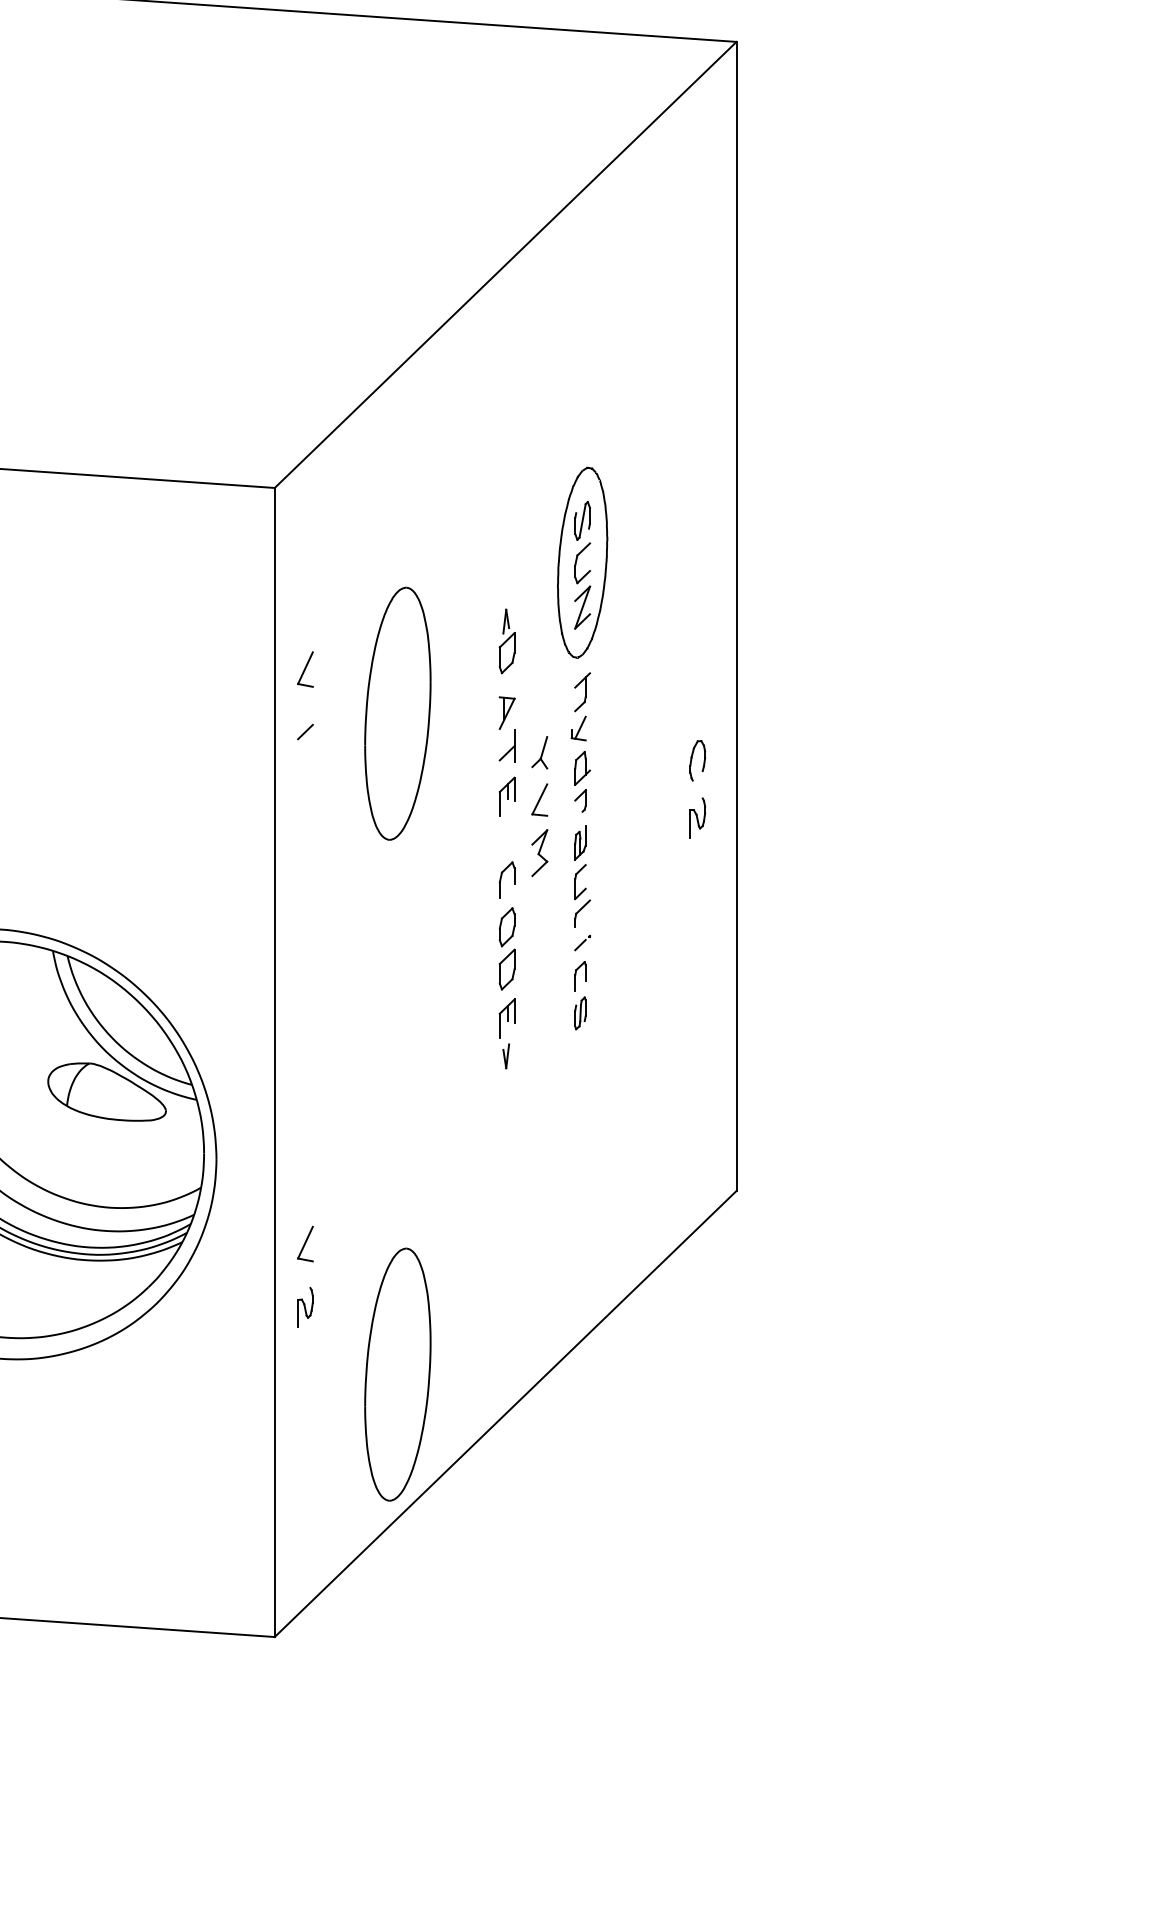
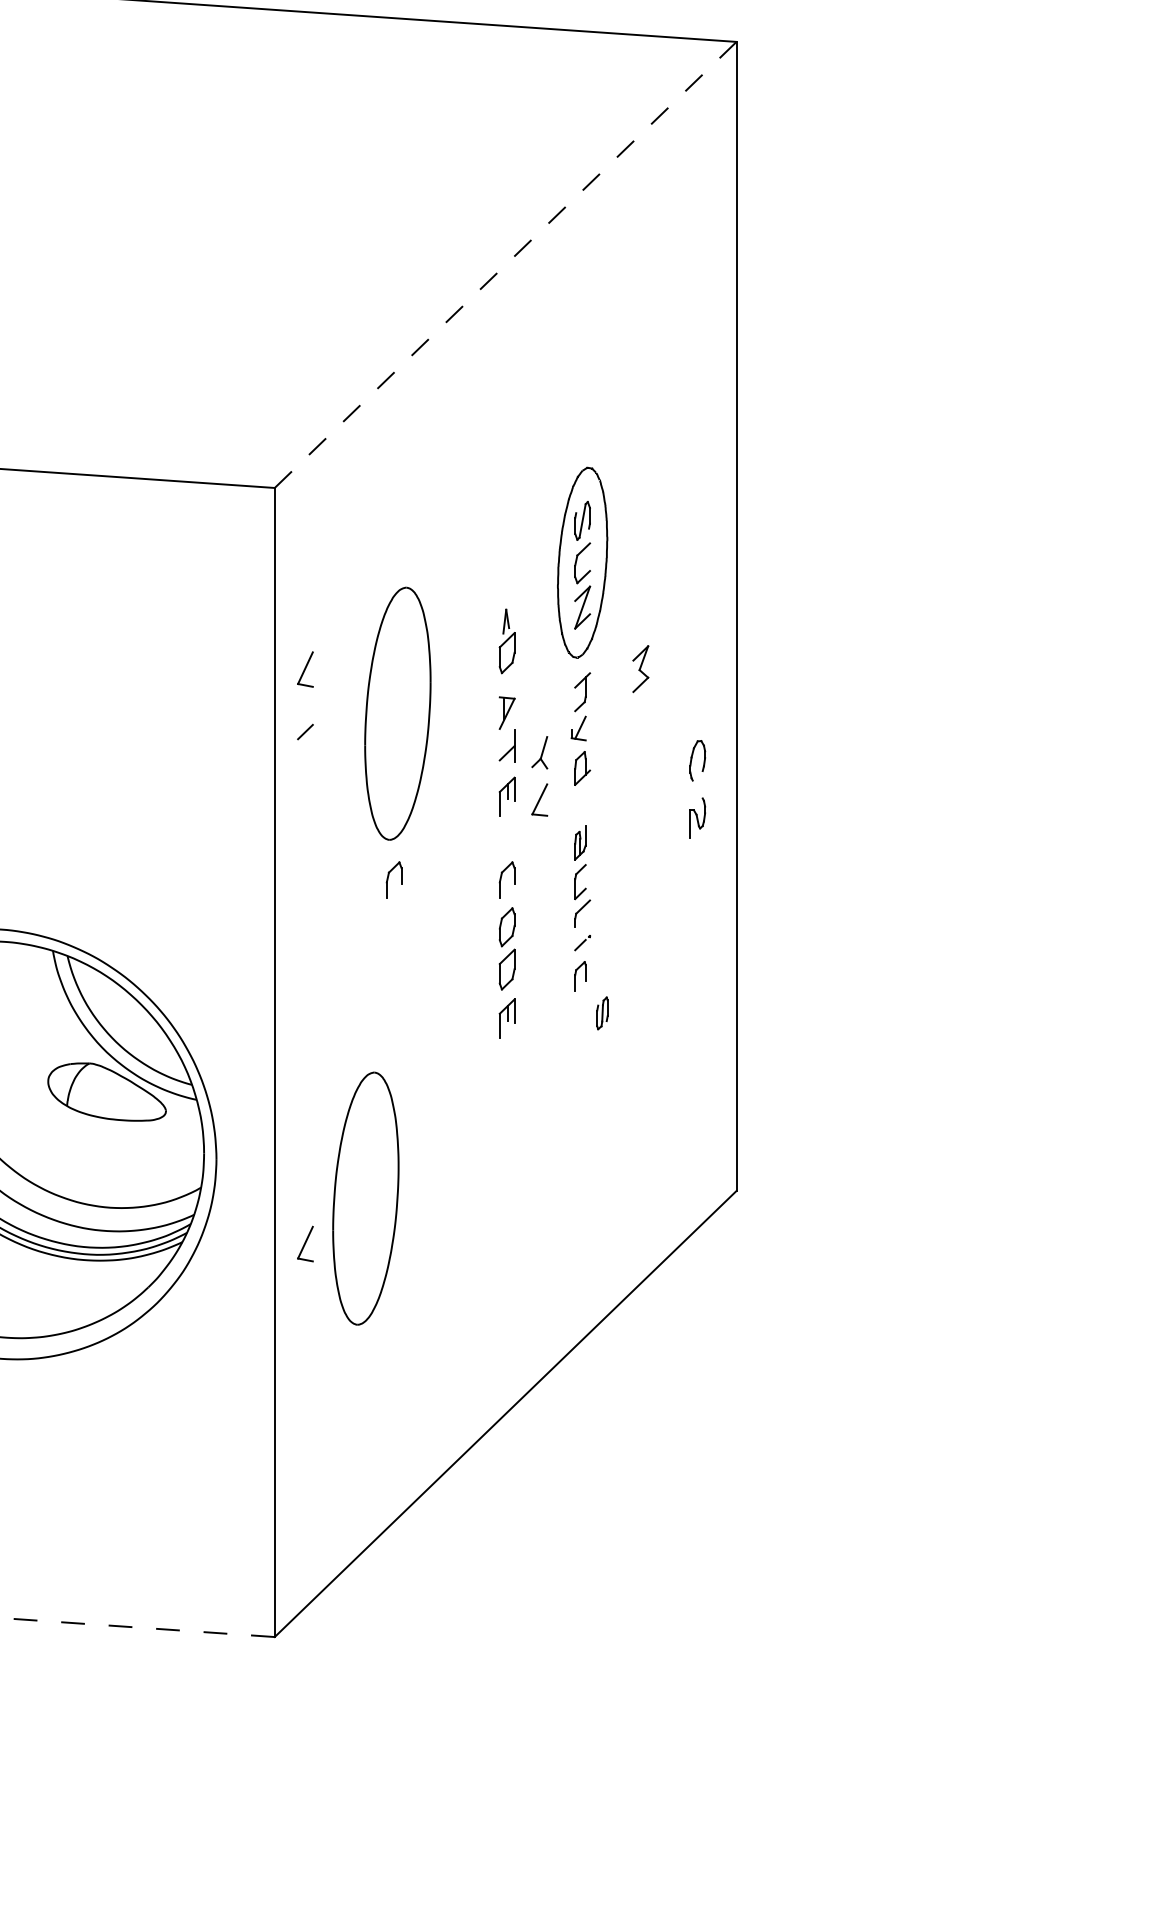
line: solid -> dashed (506, 264)
part: present -> none (580, 800)
part position: (539, 853) -> (640, 669) (640, 669)
part: none -> present (393, 879)
part position: (580, 1013) -> (602, 1013) (602, 1013)
part: present -> none (505, 1056)
part: present -> none (305, 1307)
part position: (397, 1374) -> (365, 1198) (365, 1198)
line: solid -> dashed (137, 1627)
